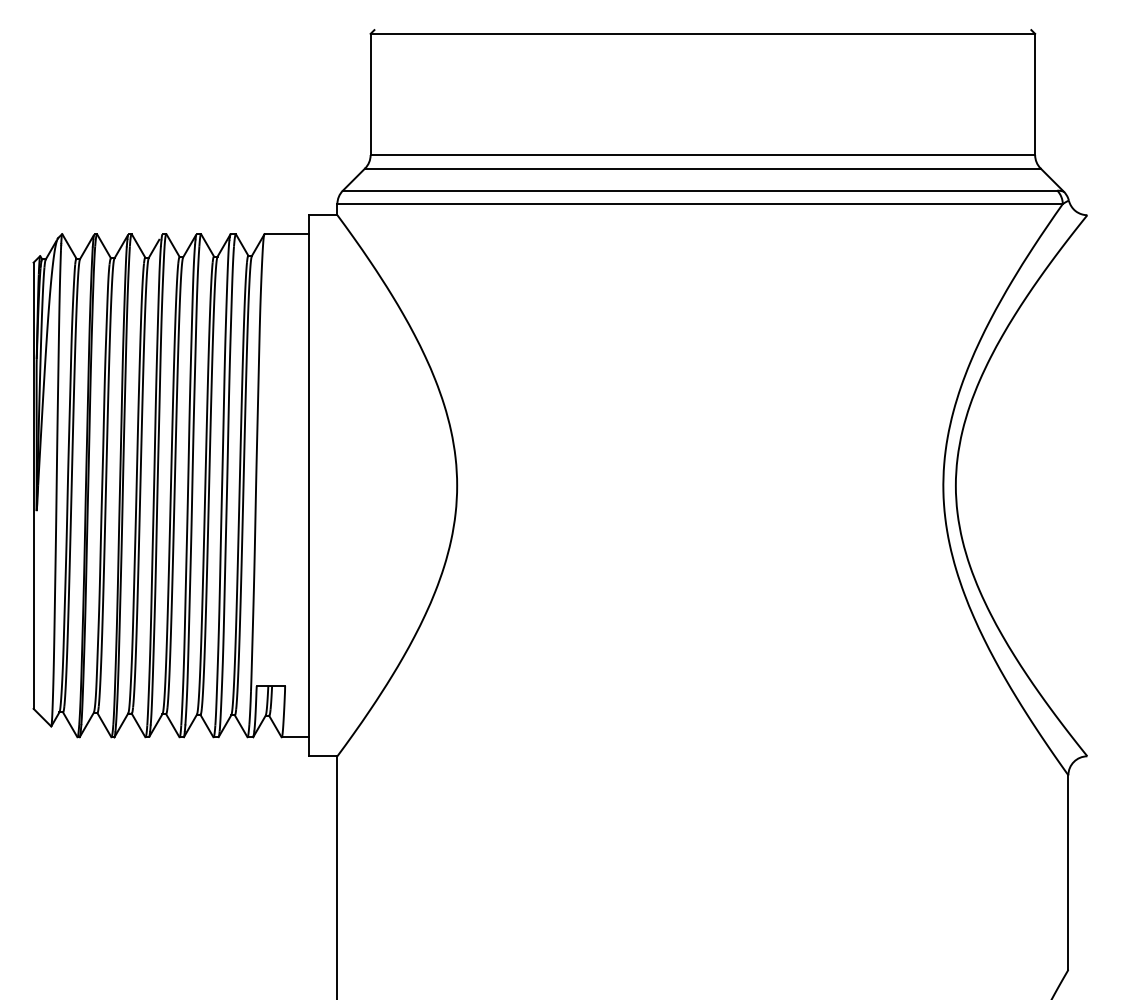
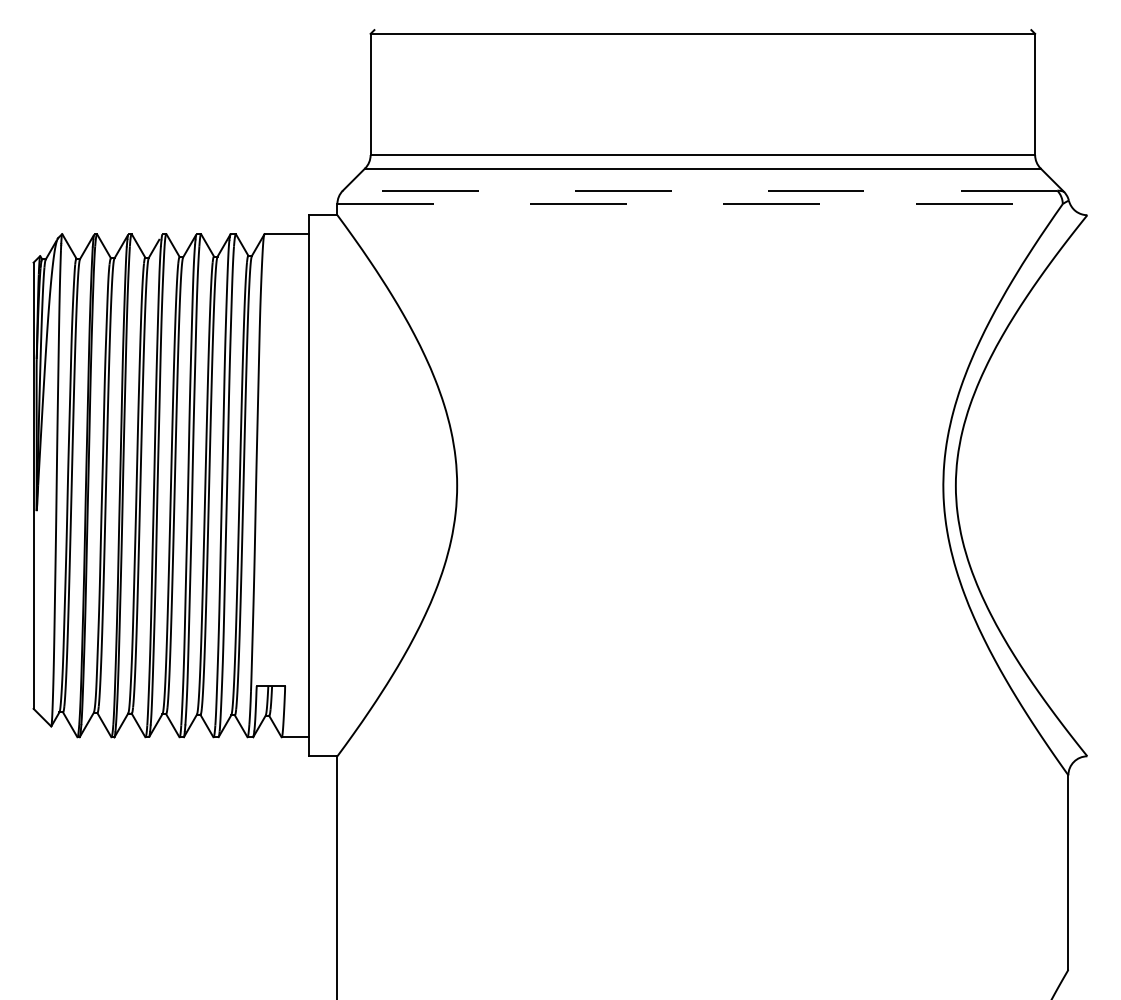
line: solid -> dashed (699, 190)
line: solid -> dashed (700, 204)
